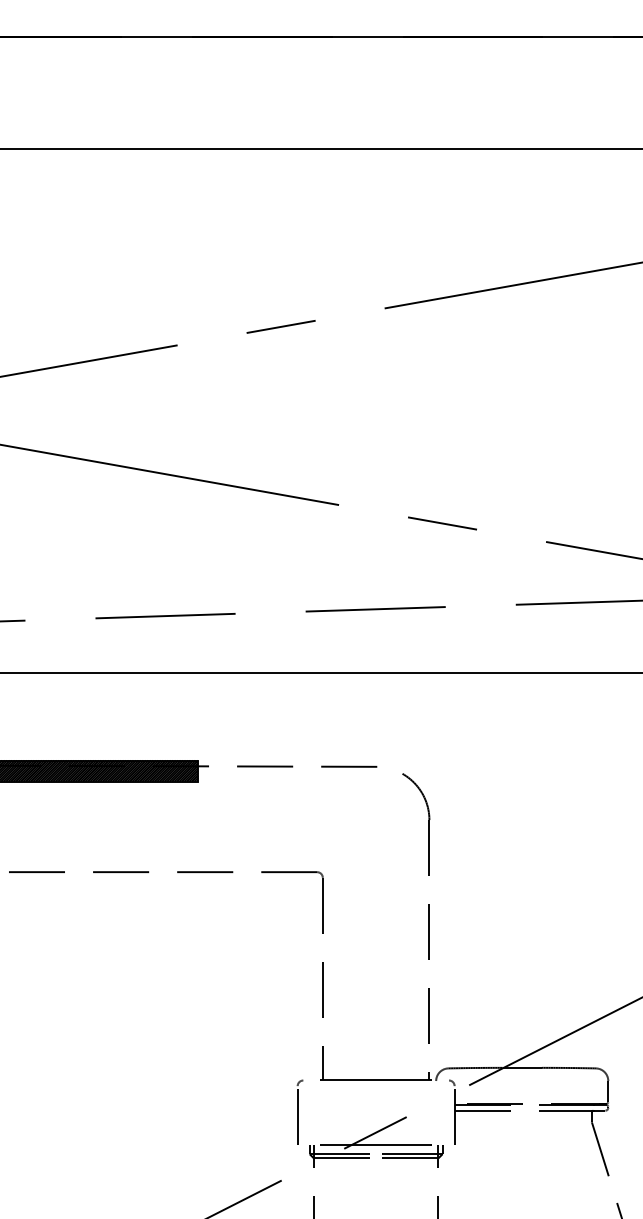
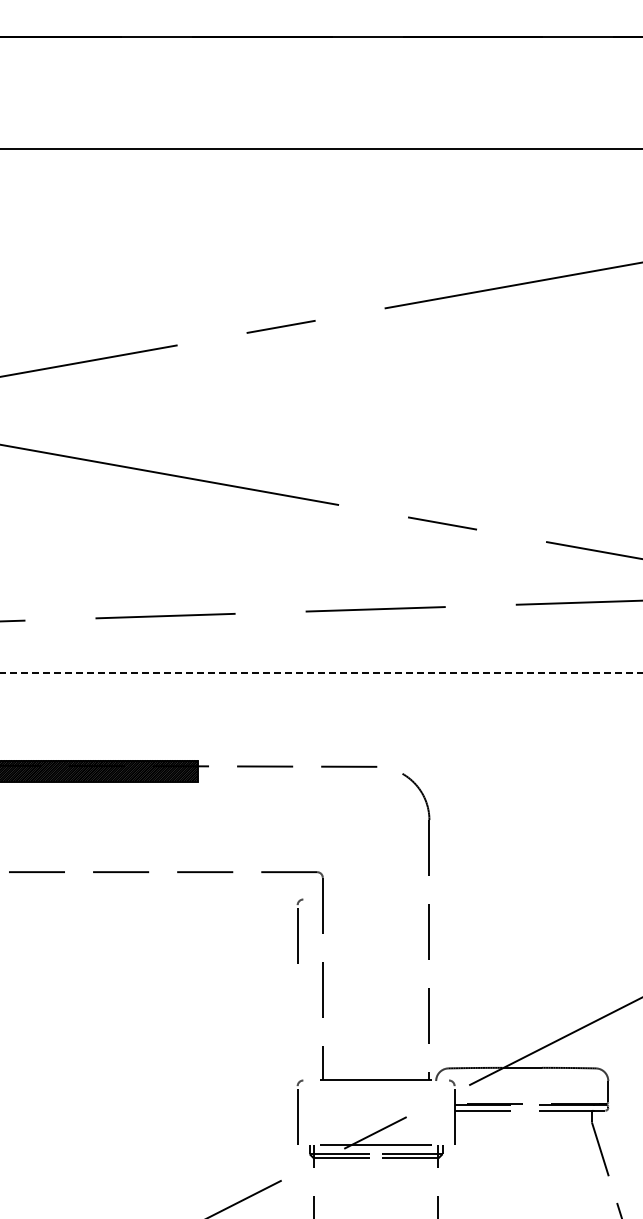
line: solid -> dashed (321, 672)
part: none -> present (299, 930)
